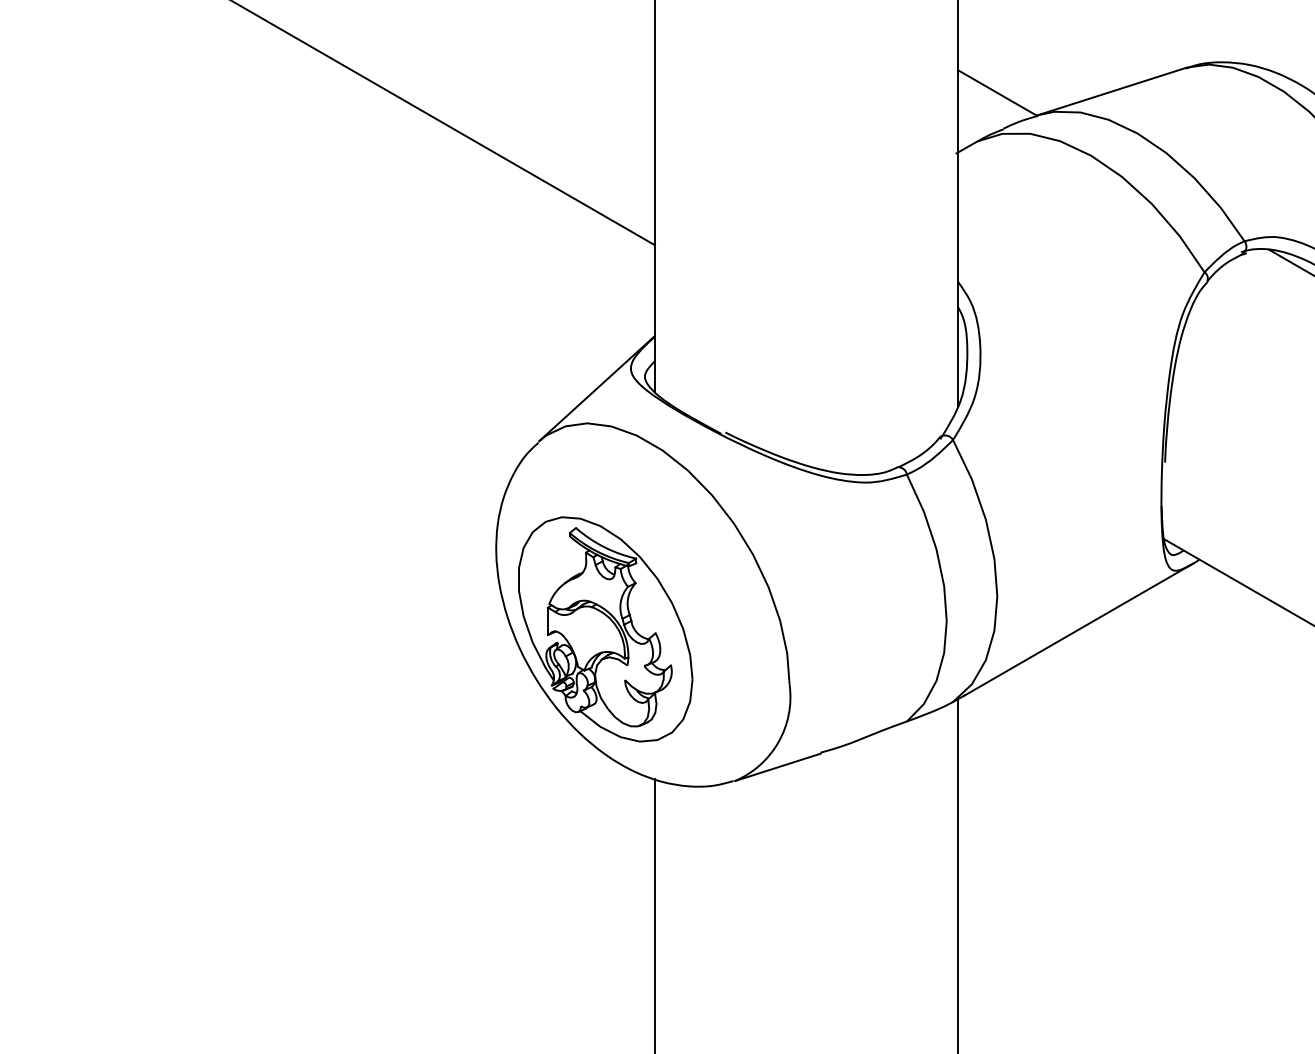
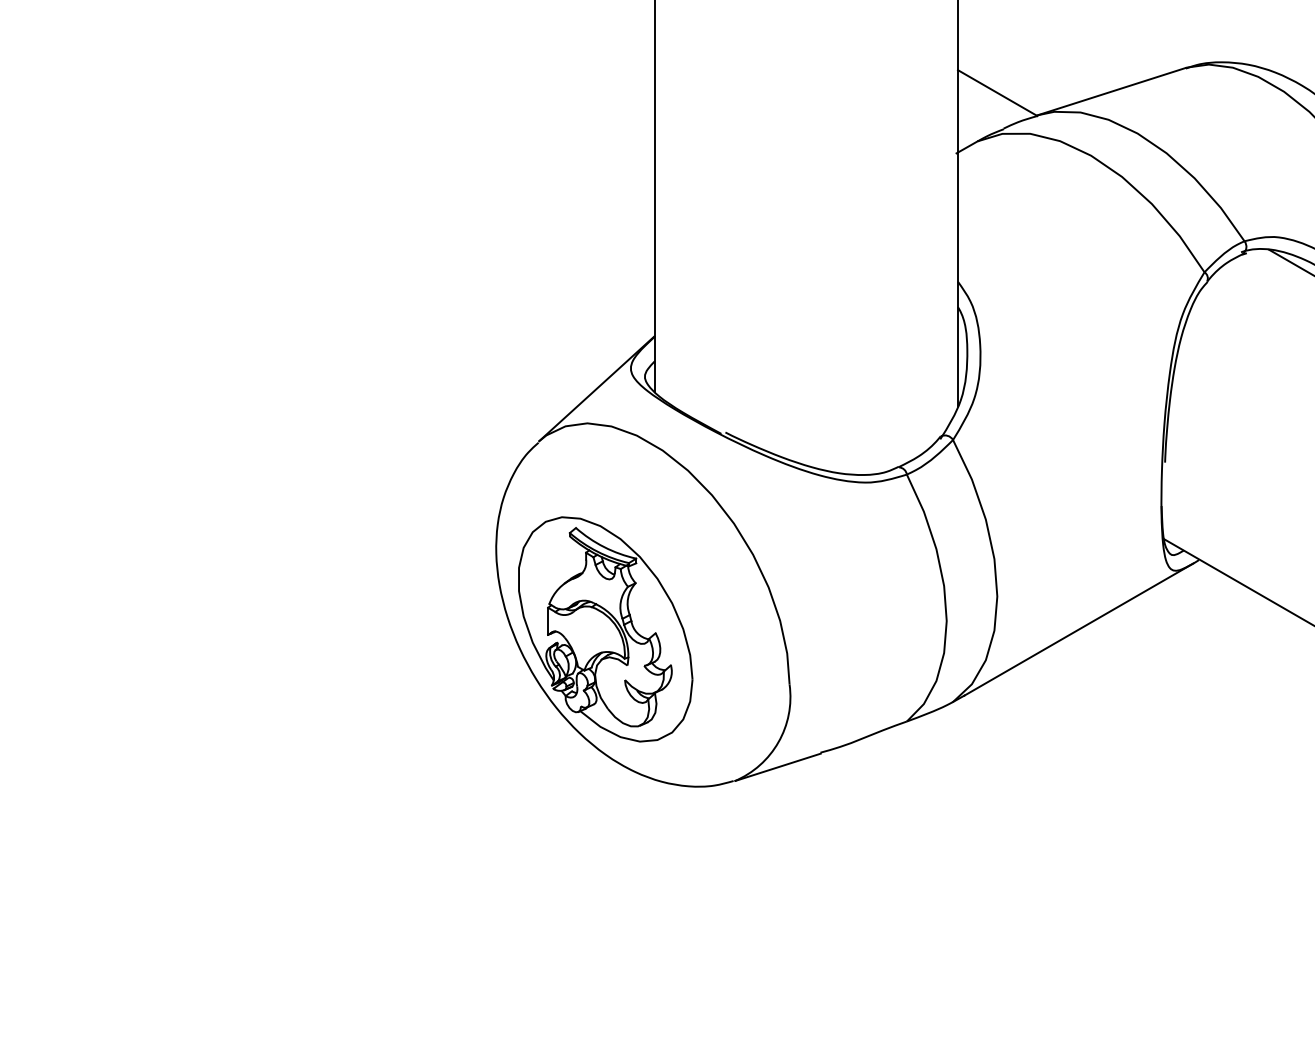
line: present -> none (443, 123)
line: present -> none (958, 874)
line: present -> none (654, 914)
